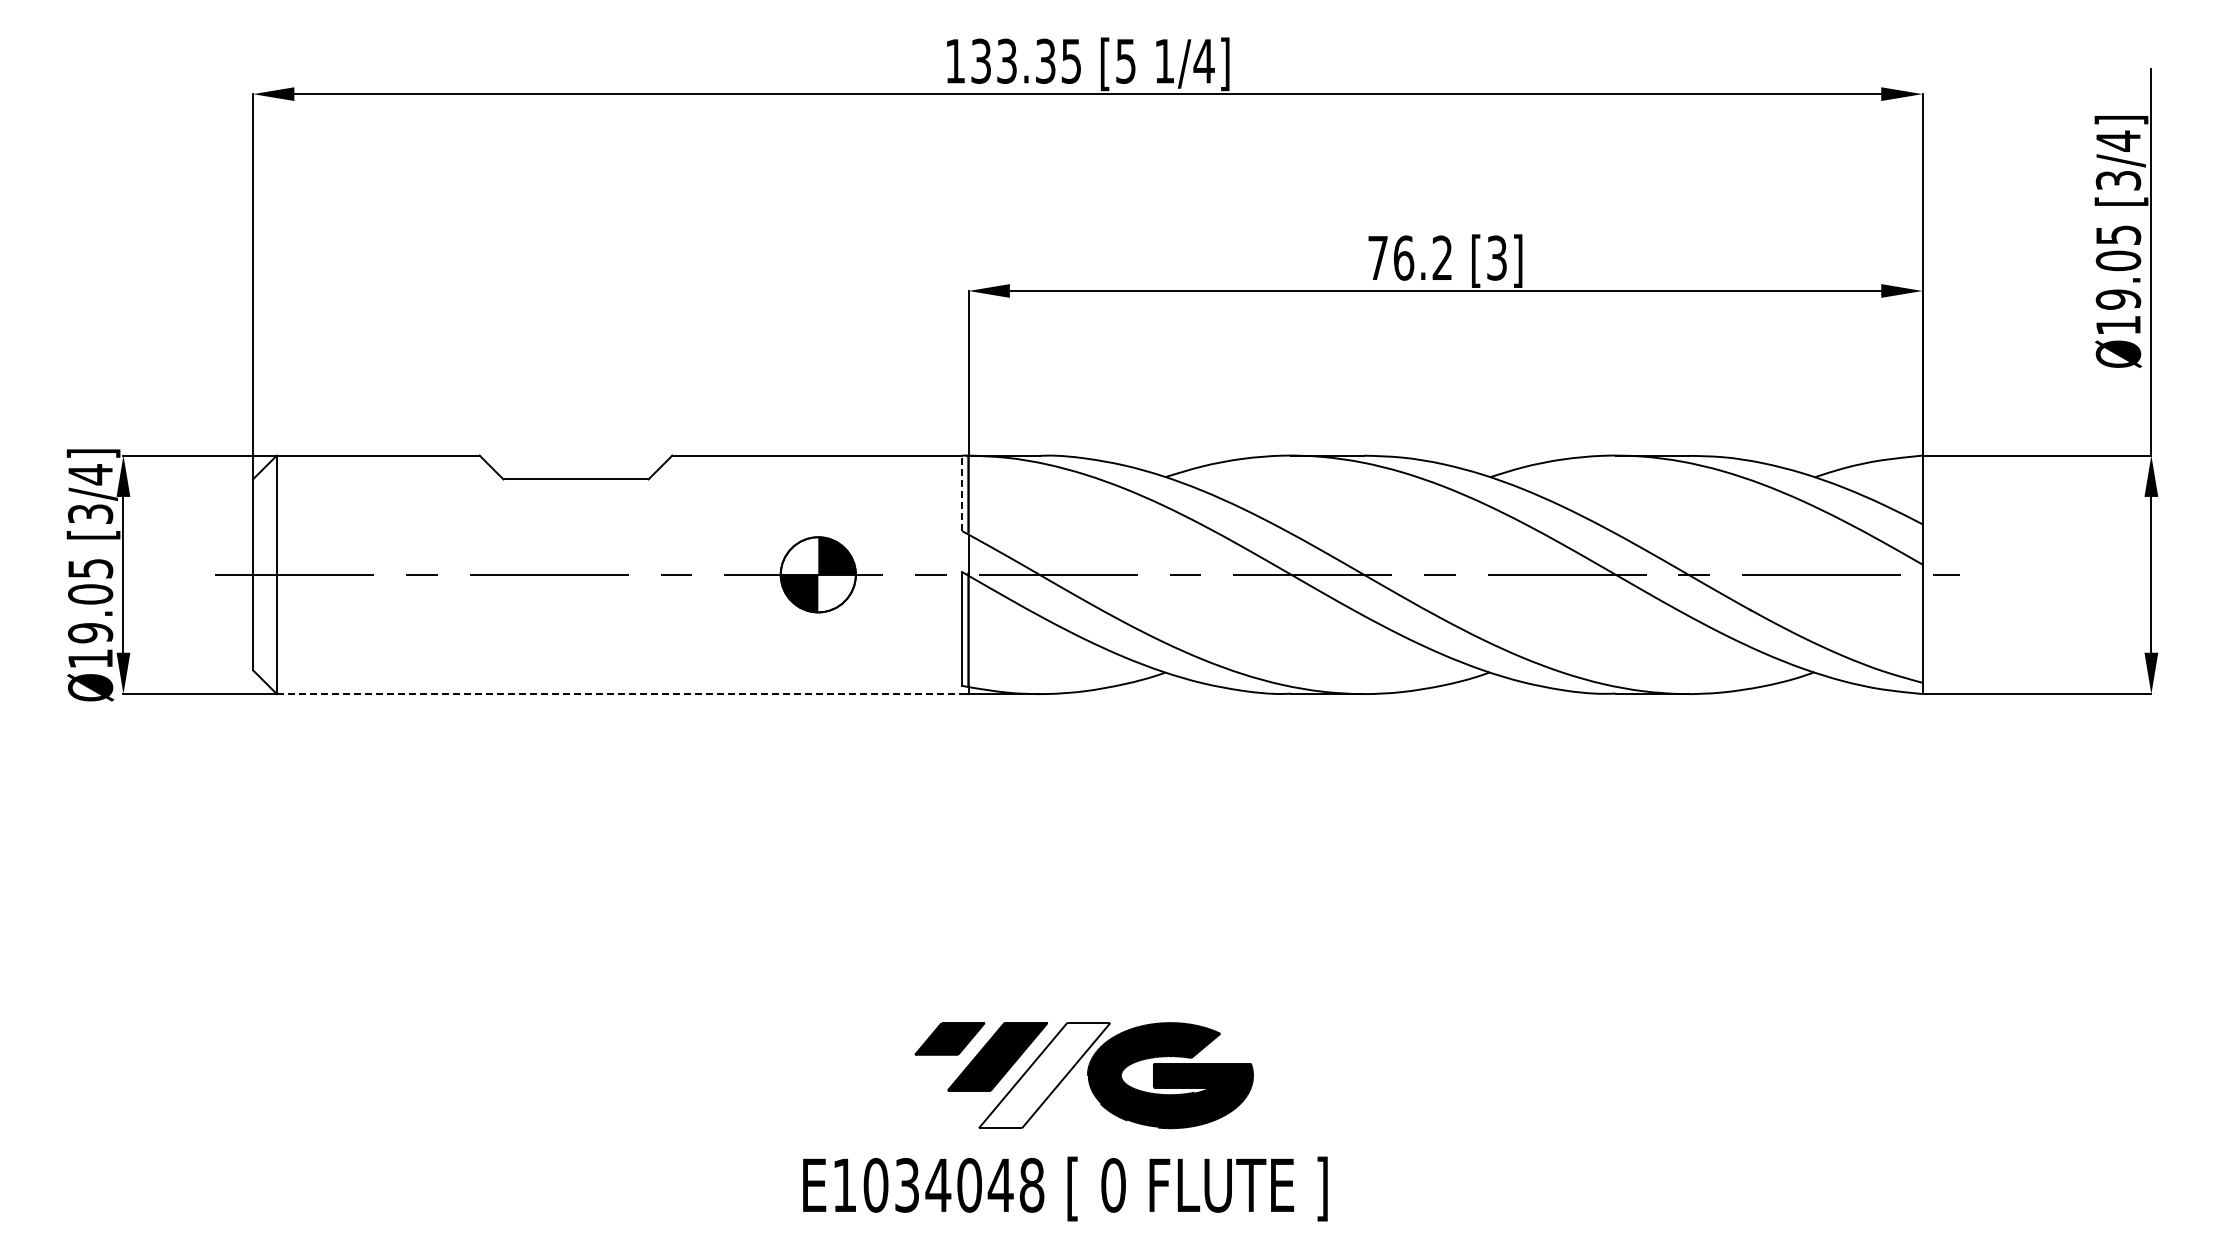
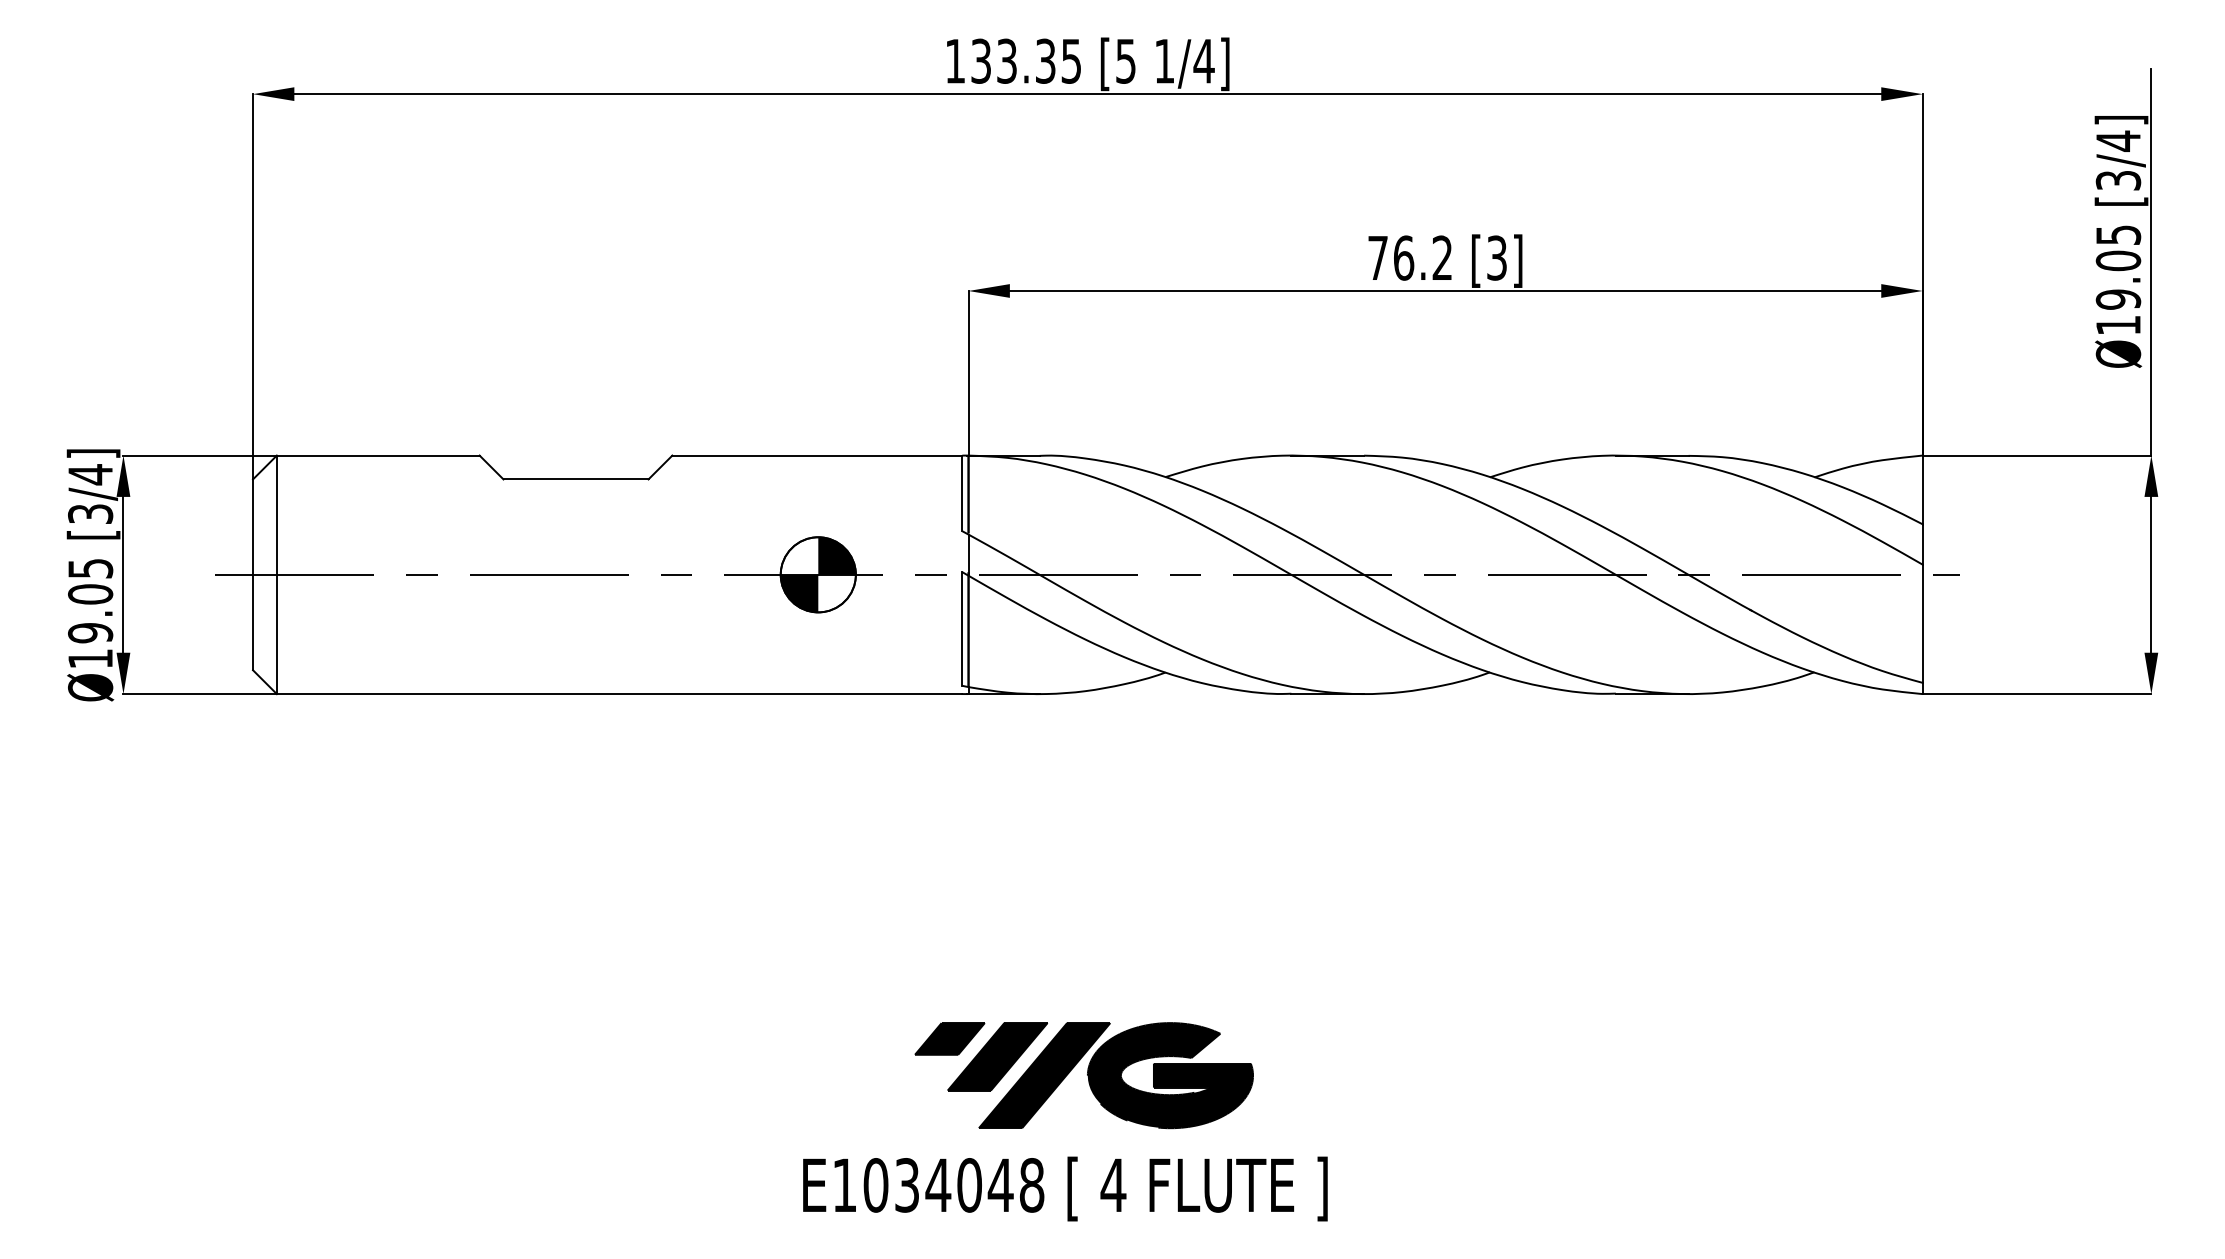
line: dashed -> solid (962, 493)
line: dashed -> solid (619, 694)
fill: none -> present (1044, 1075)
text: 0 -> 4 (1113, 1185)
